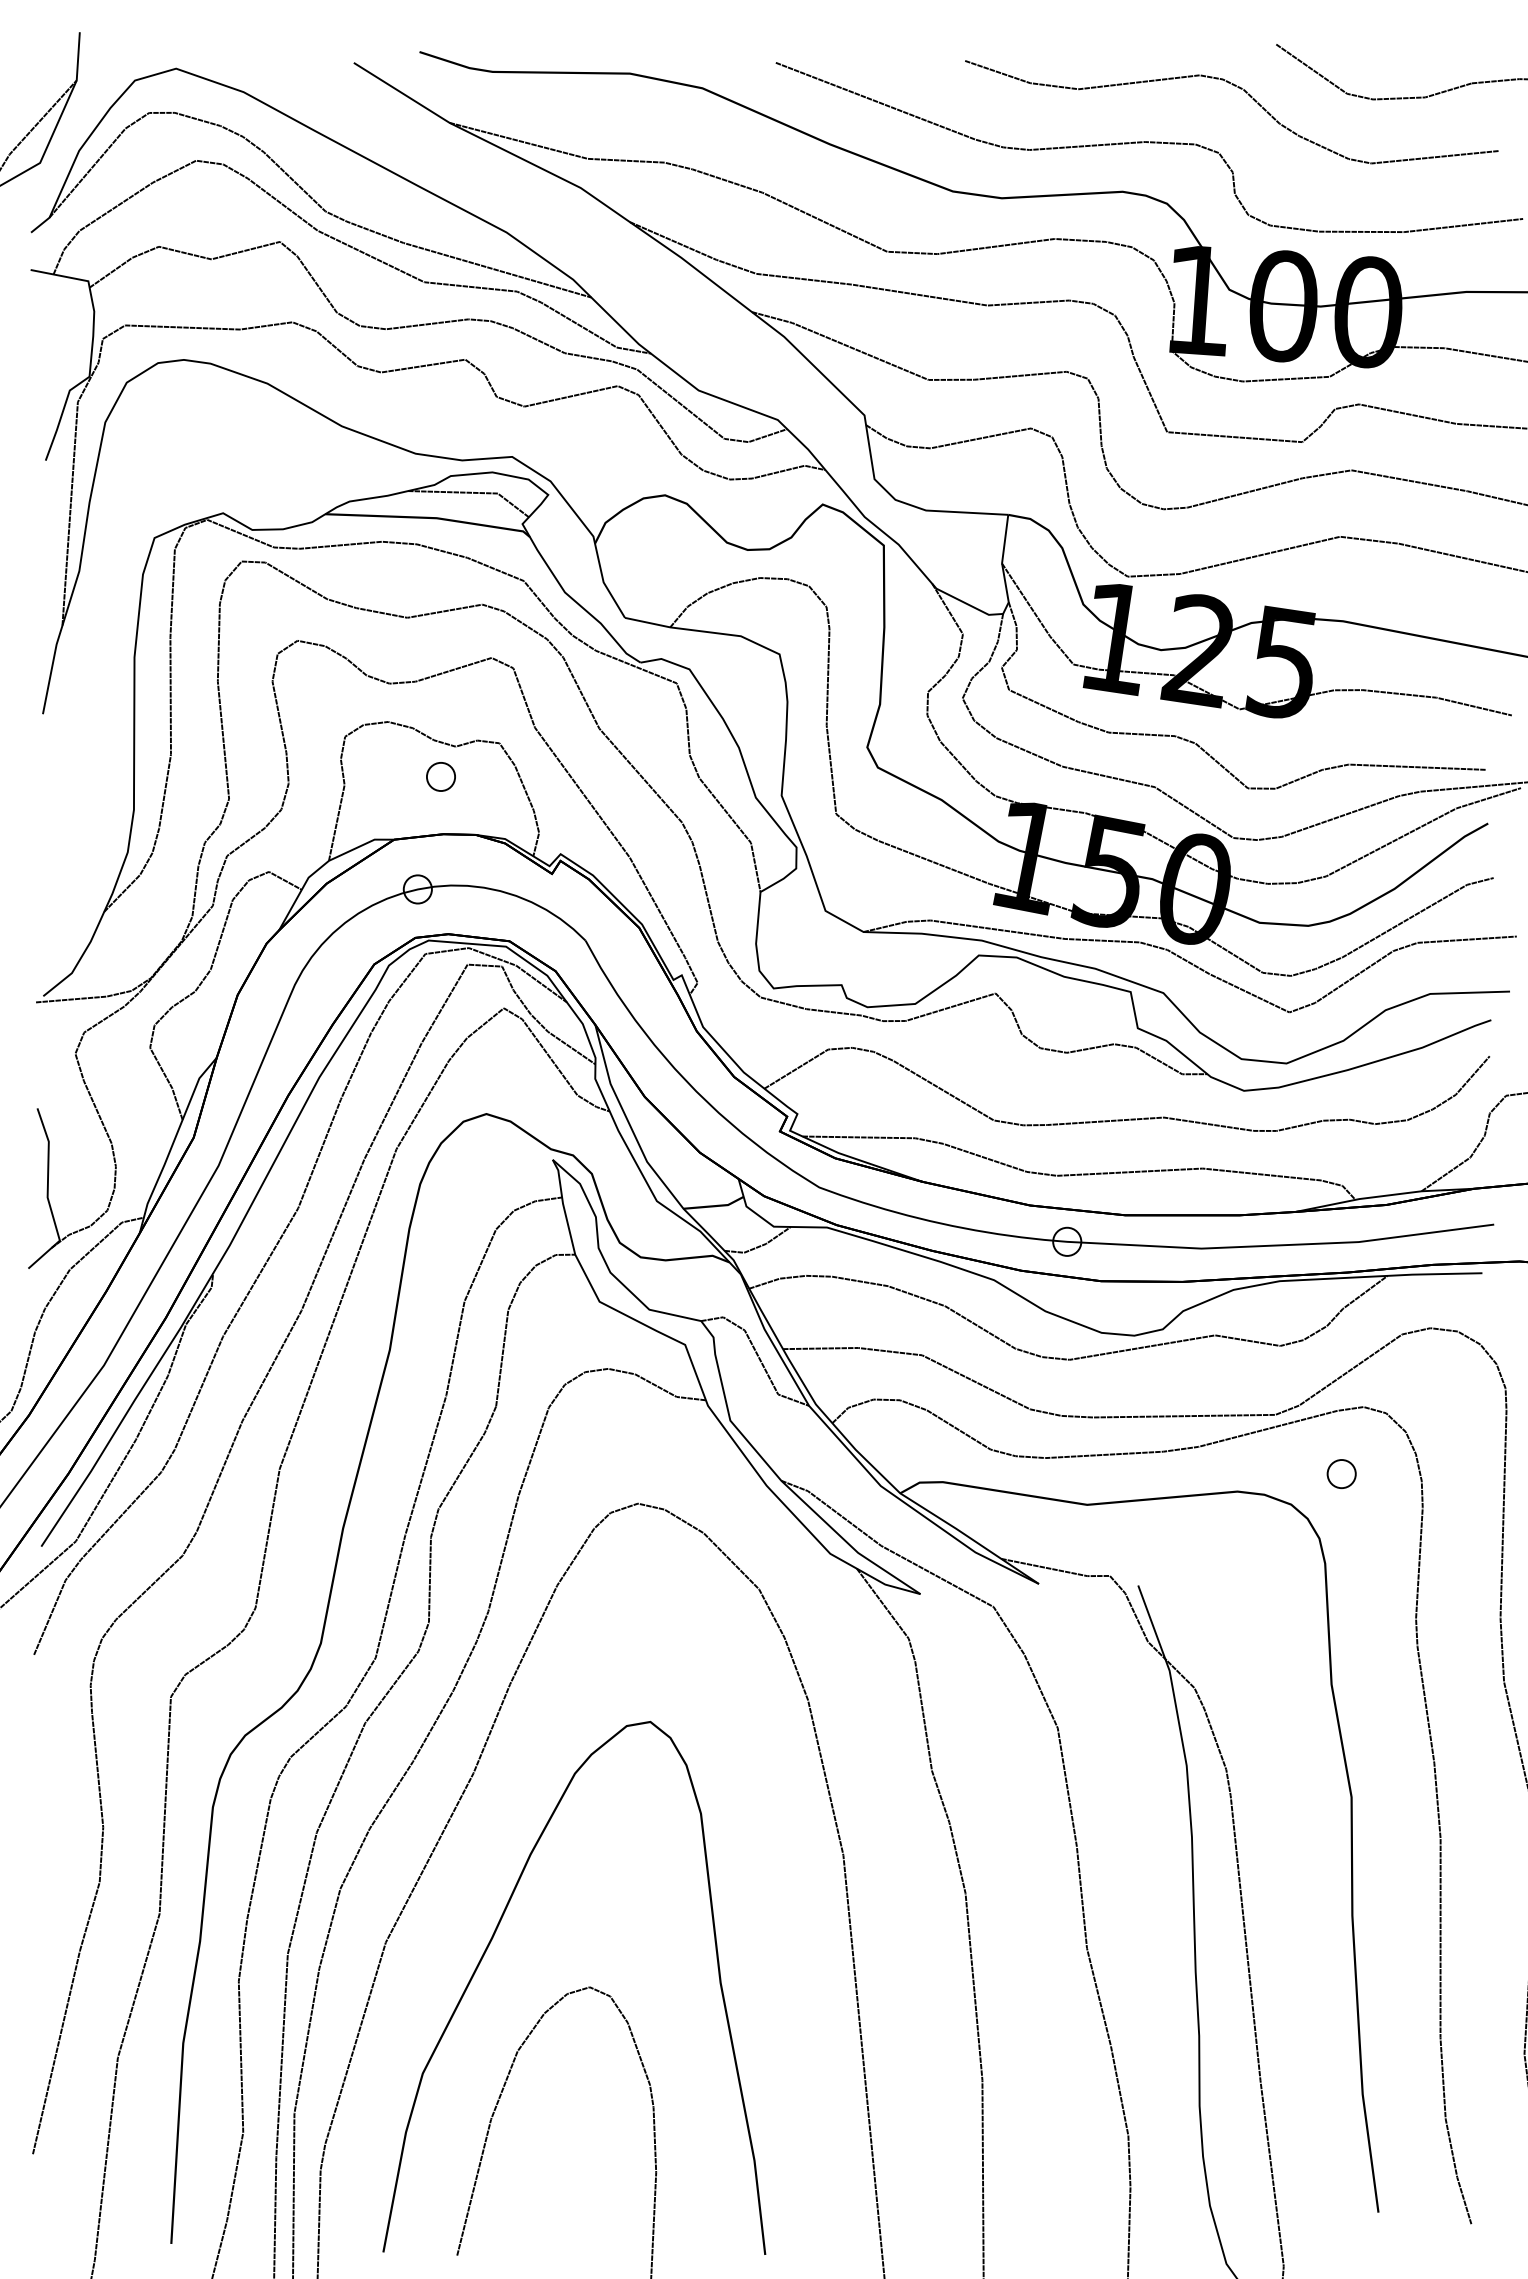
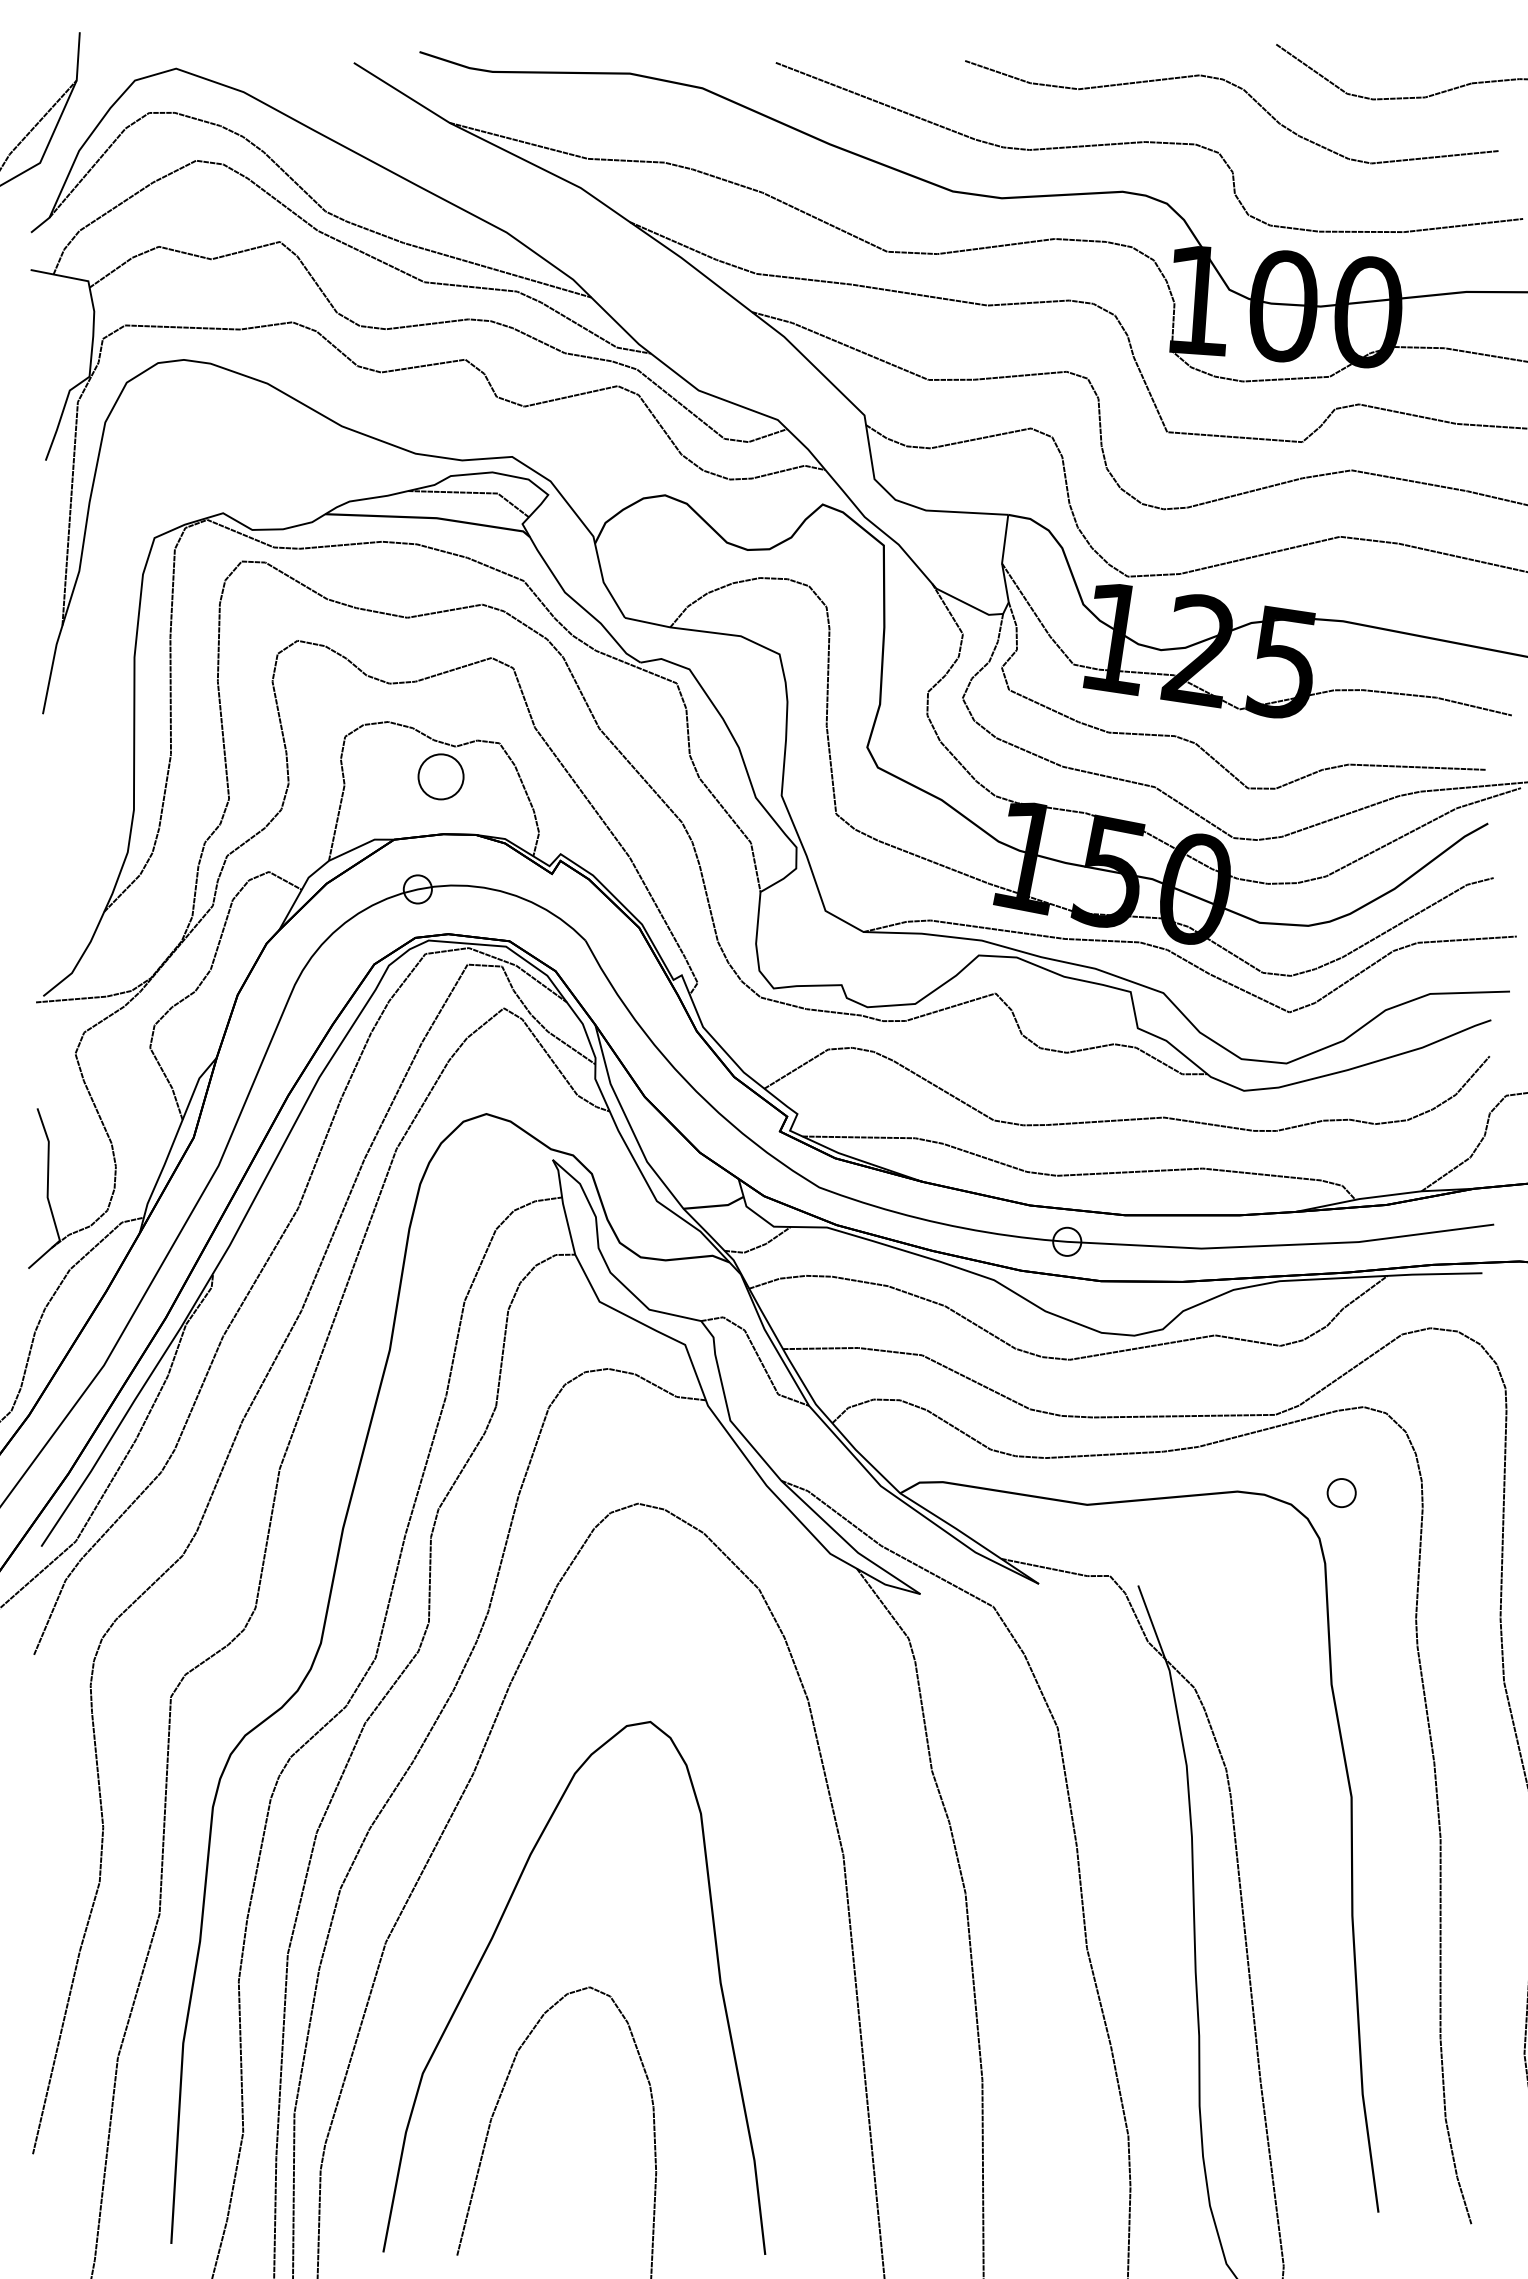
part size: 30x30 px -> 48x48 px (440, 776)
part position: (1341, 1474) -> (1341, 1493) (1341, 1493)
